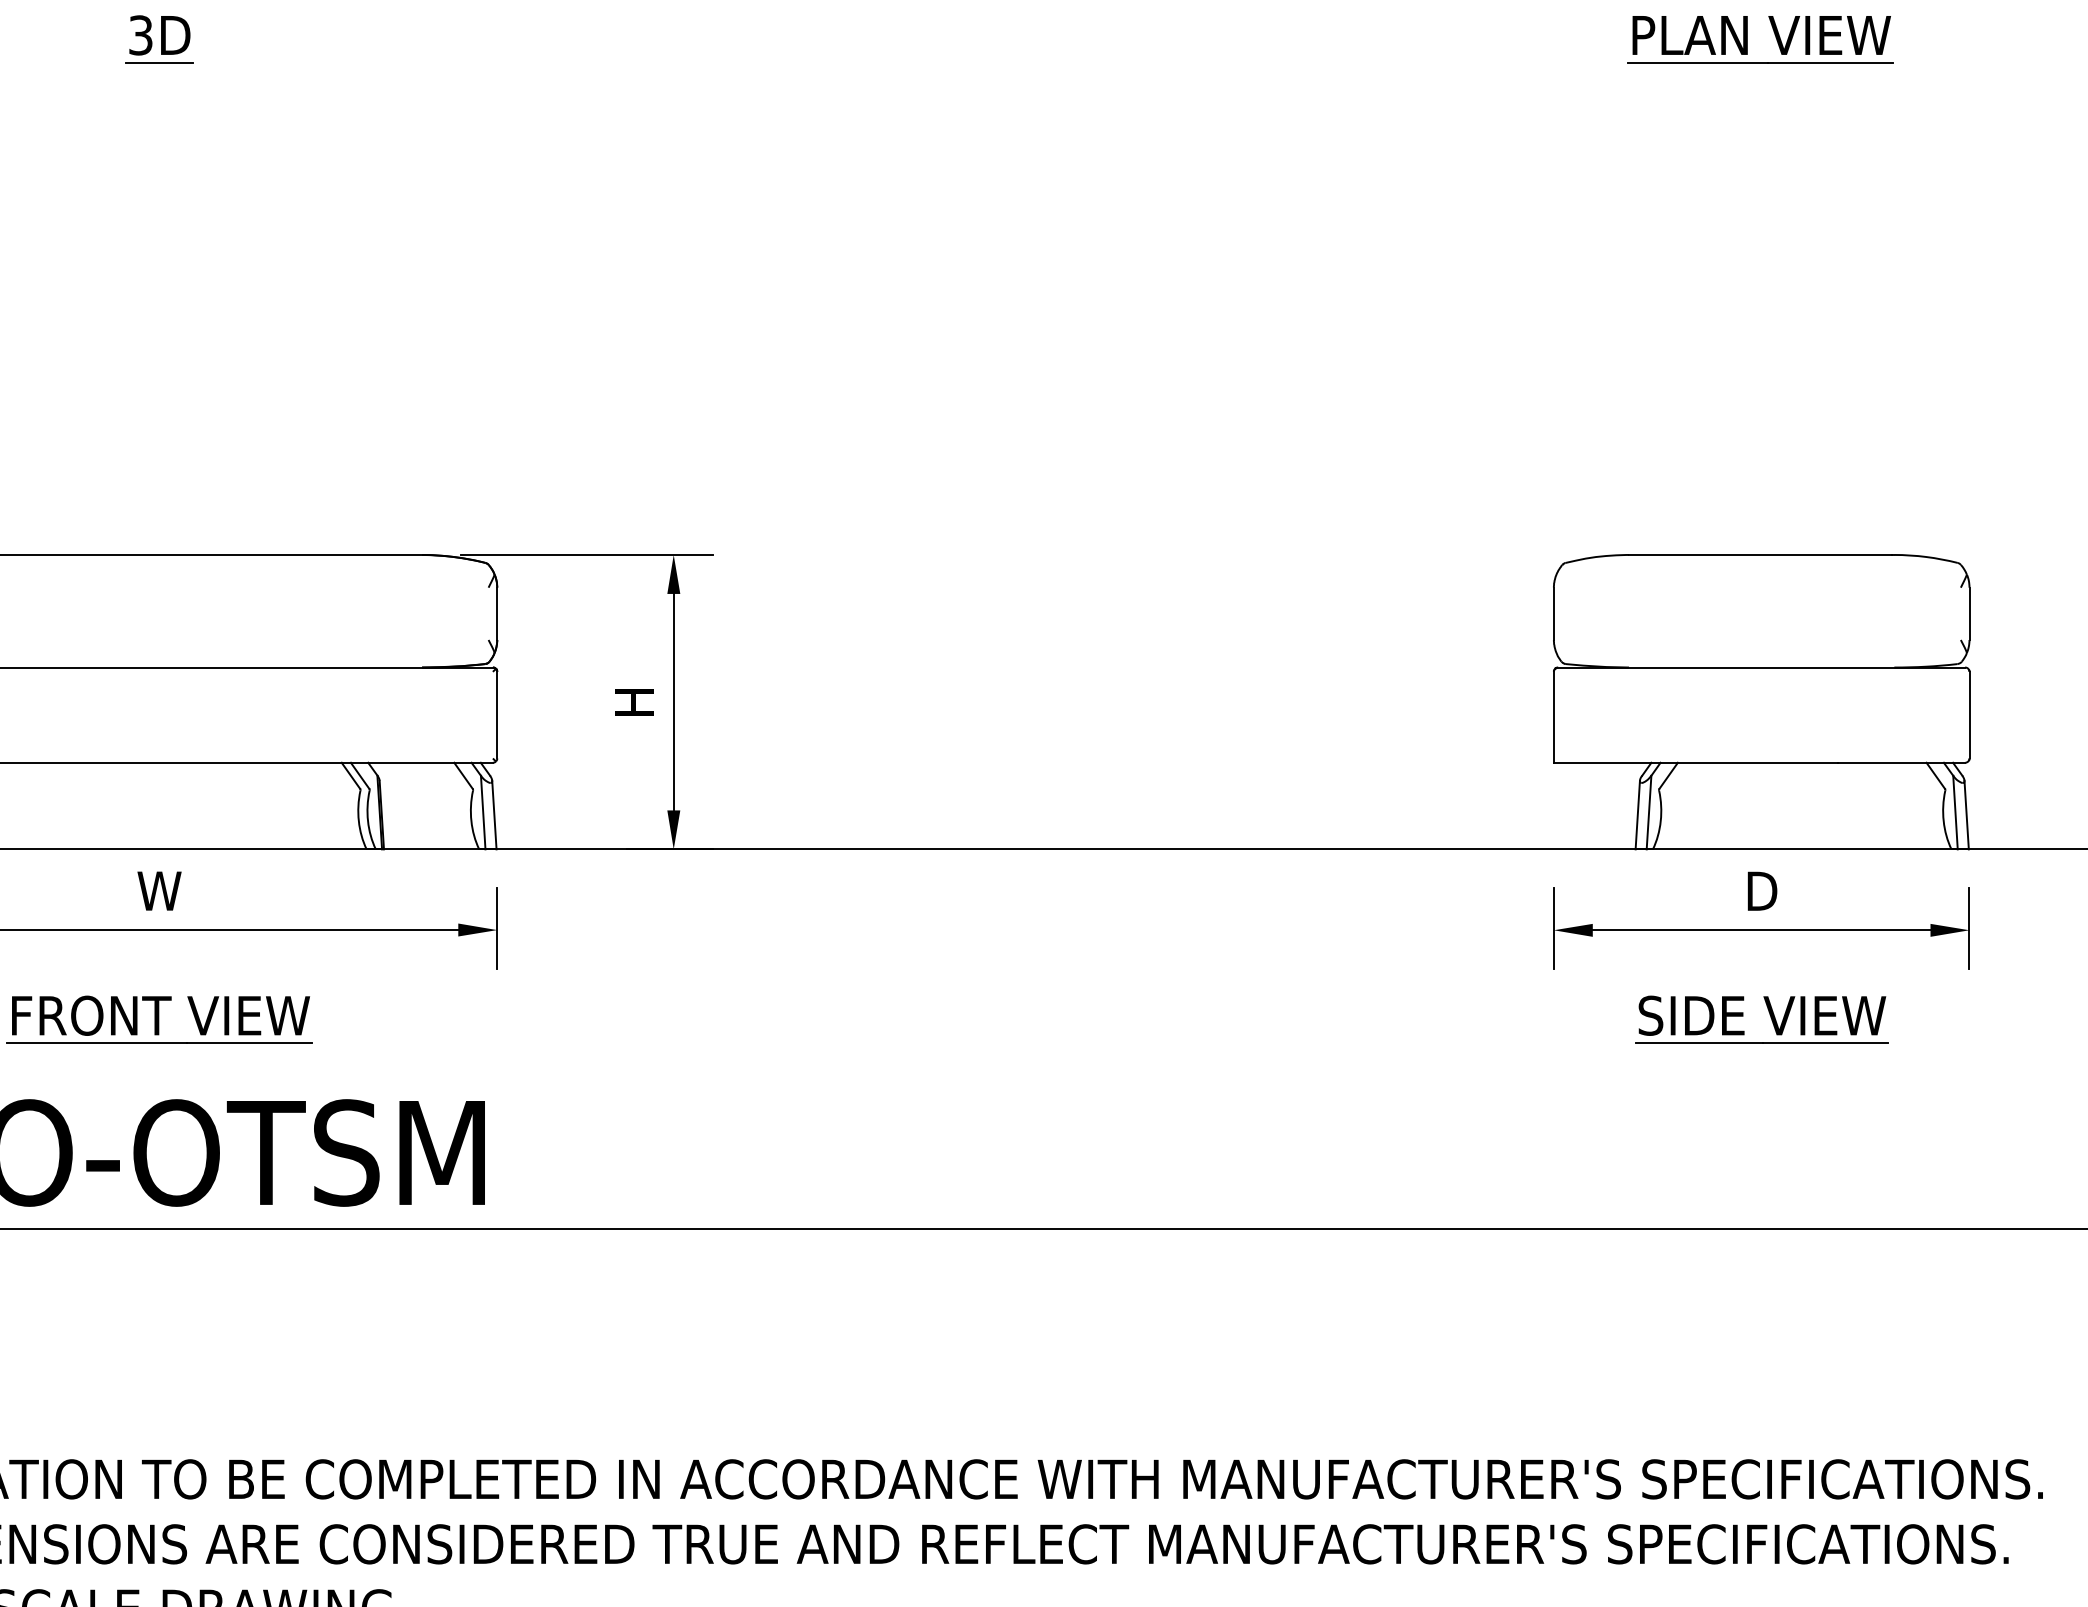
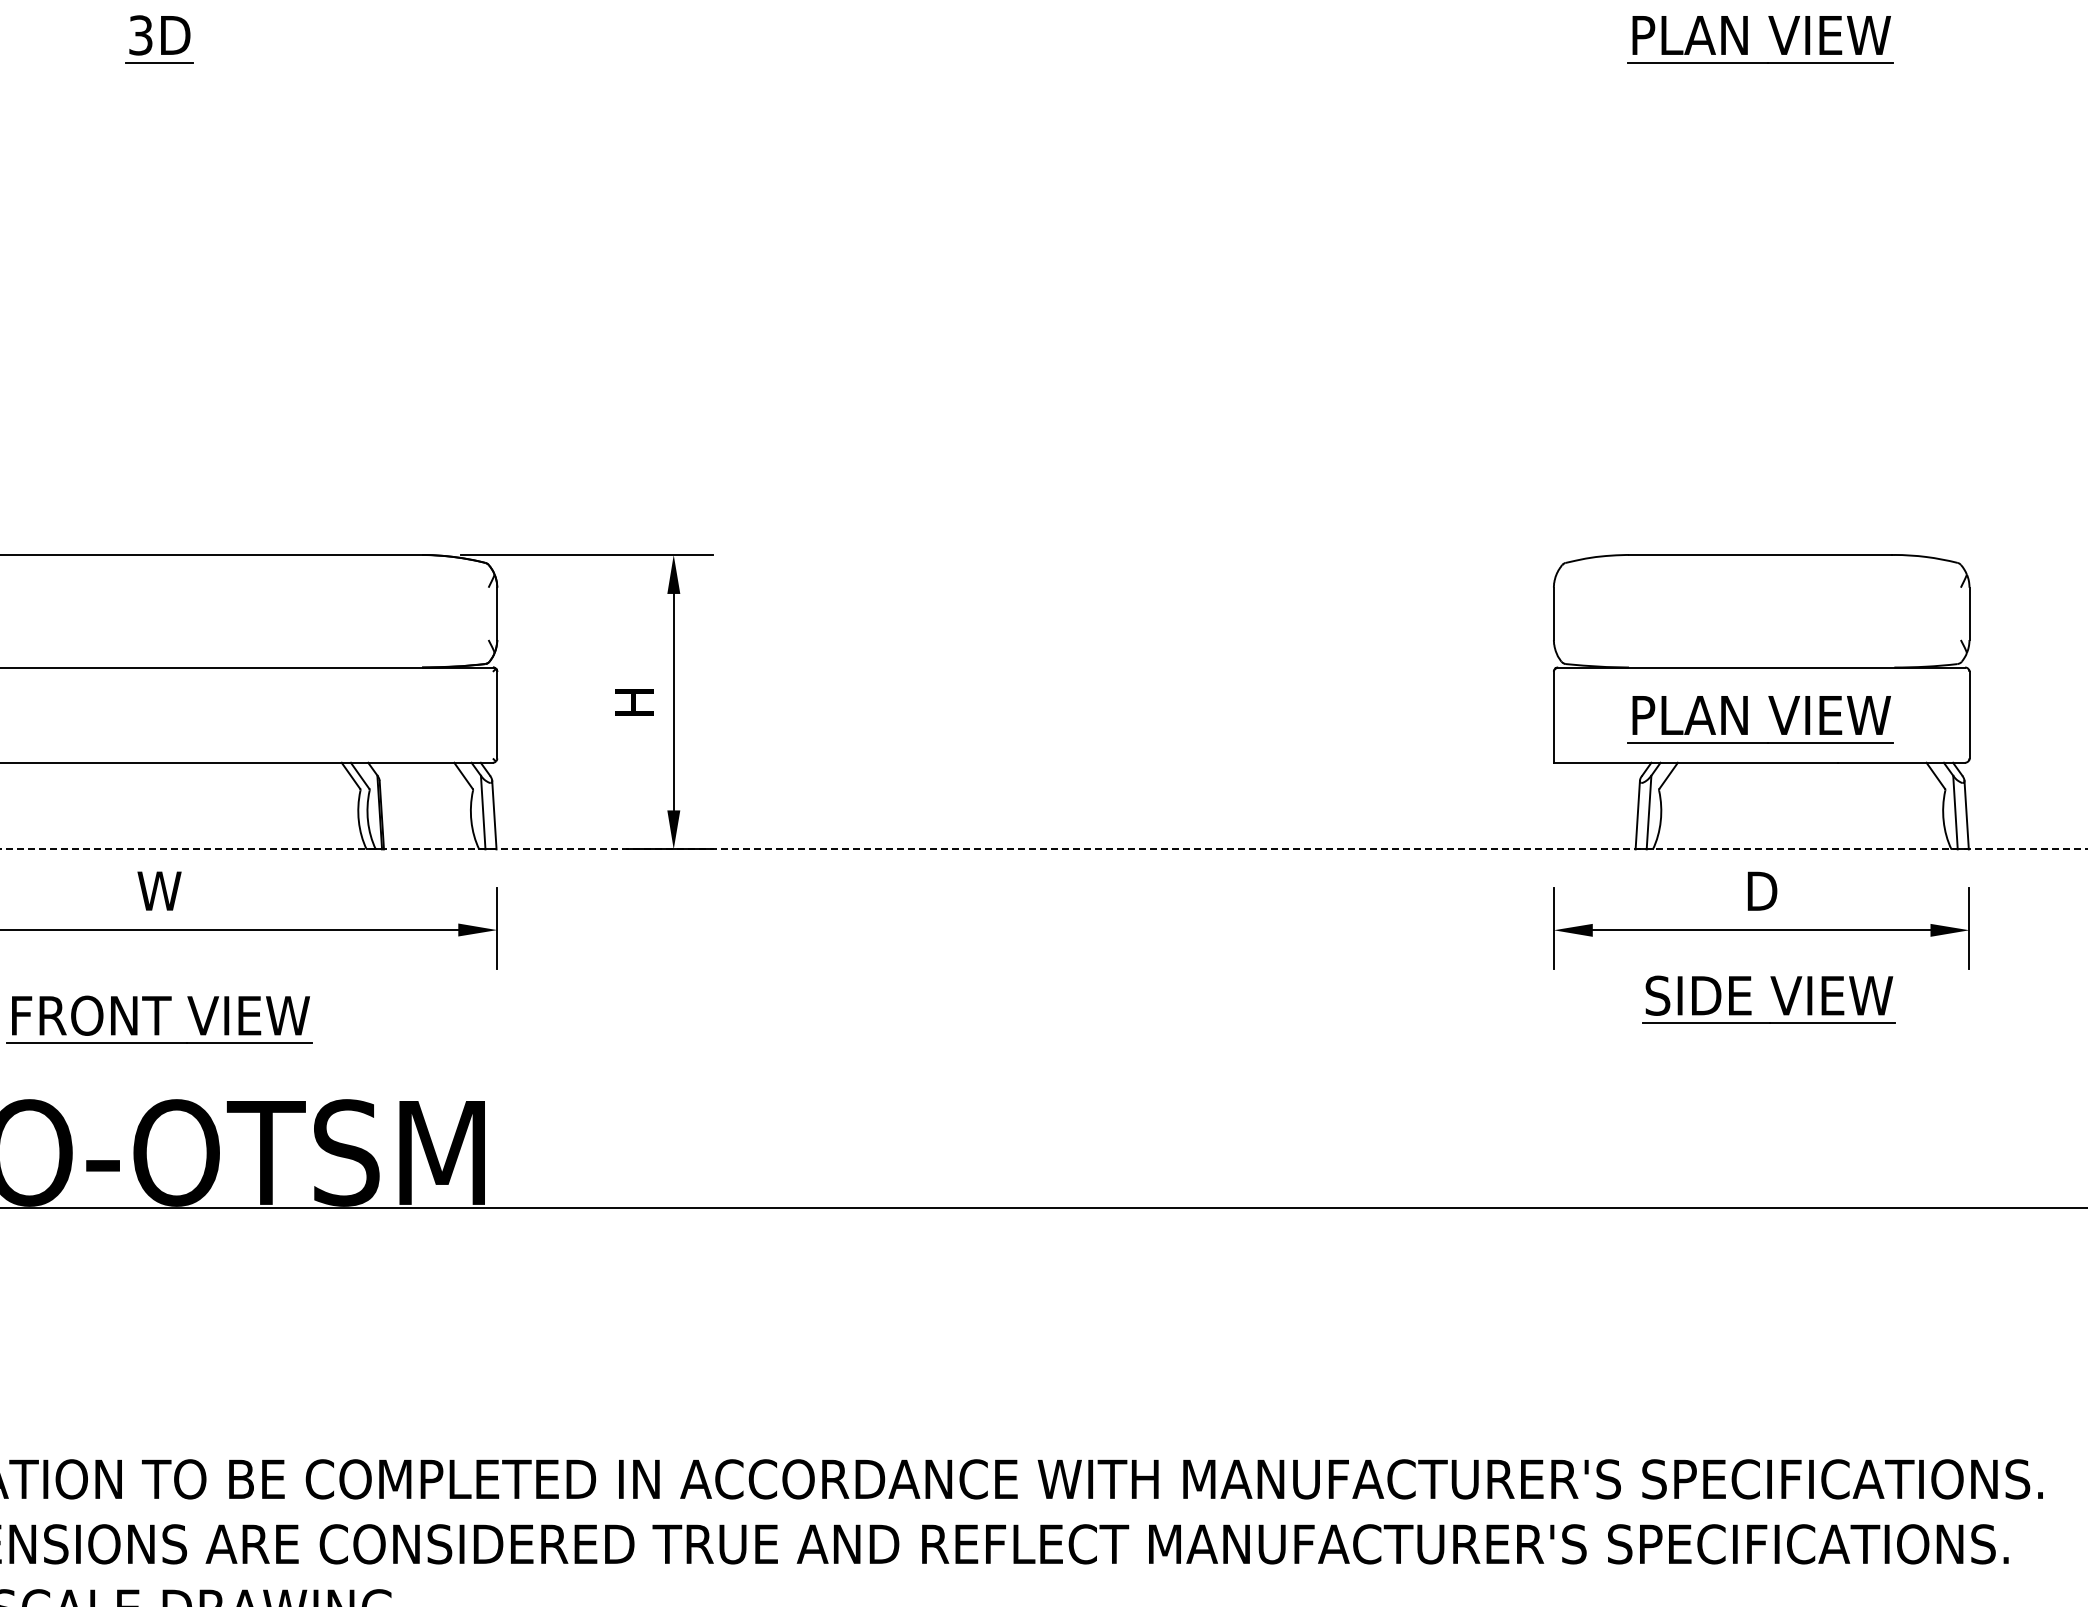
part: none -> present (1747, 719)
line: solid -> dashed (1044, 849)
part position: (1769, 1015) -> (1776, 995) (1776, 995)
line position: (1043, 1228) -> (1043, 1207) (1043, 1207)
